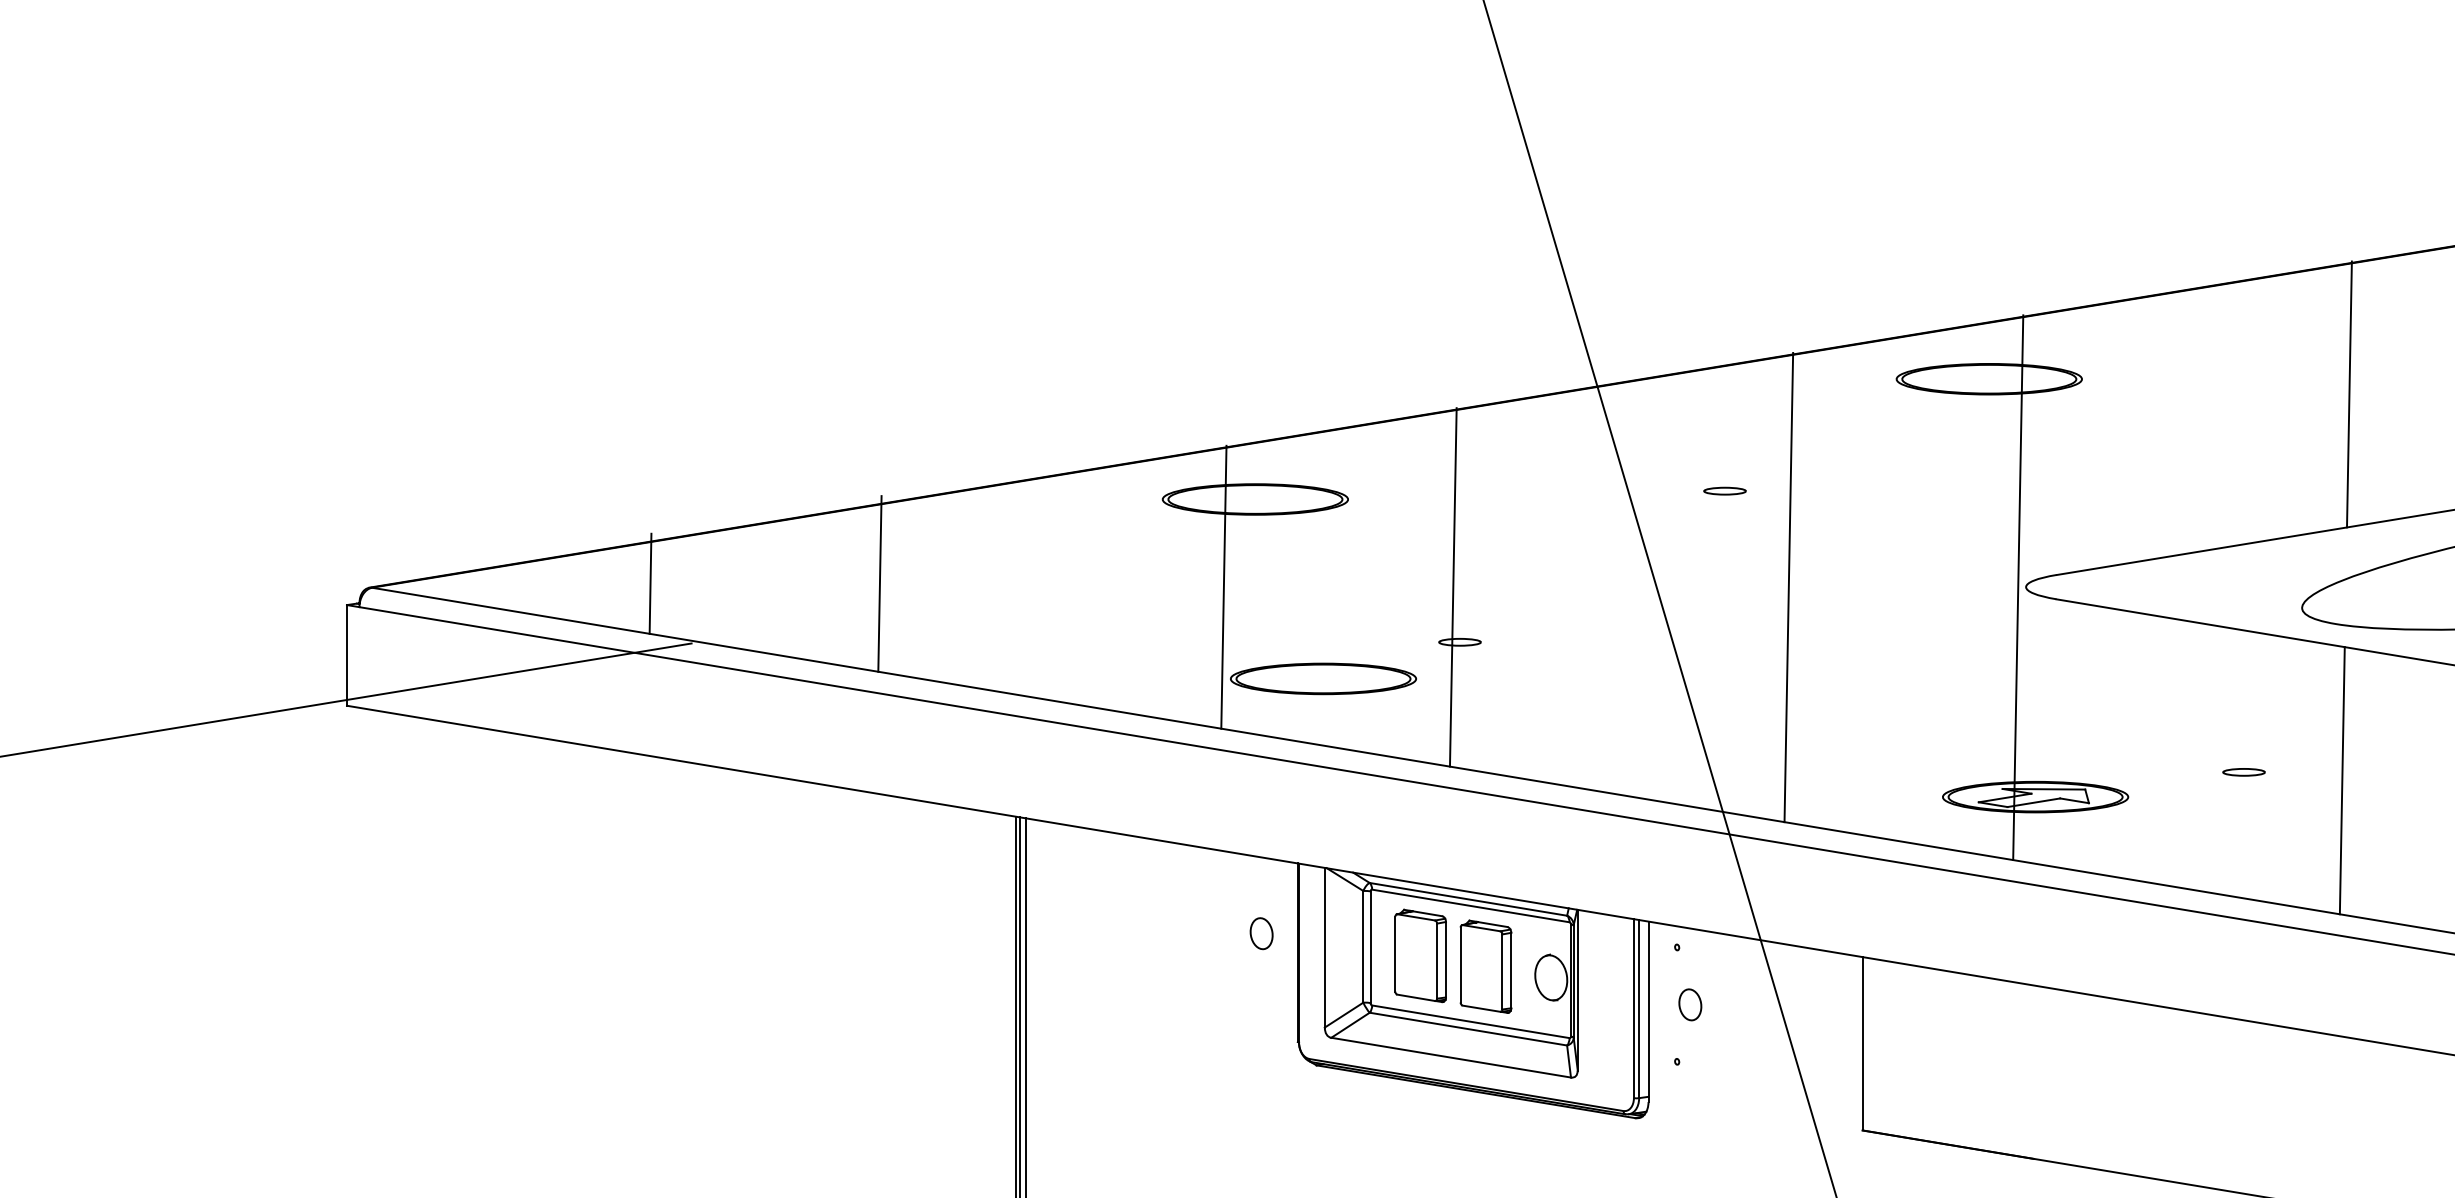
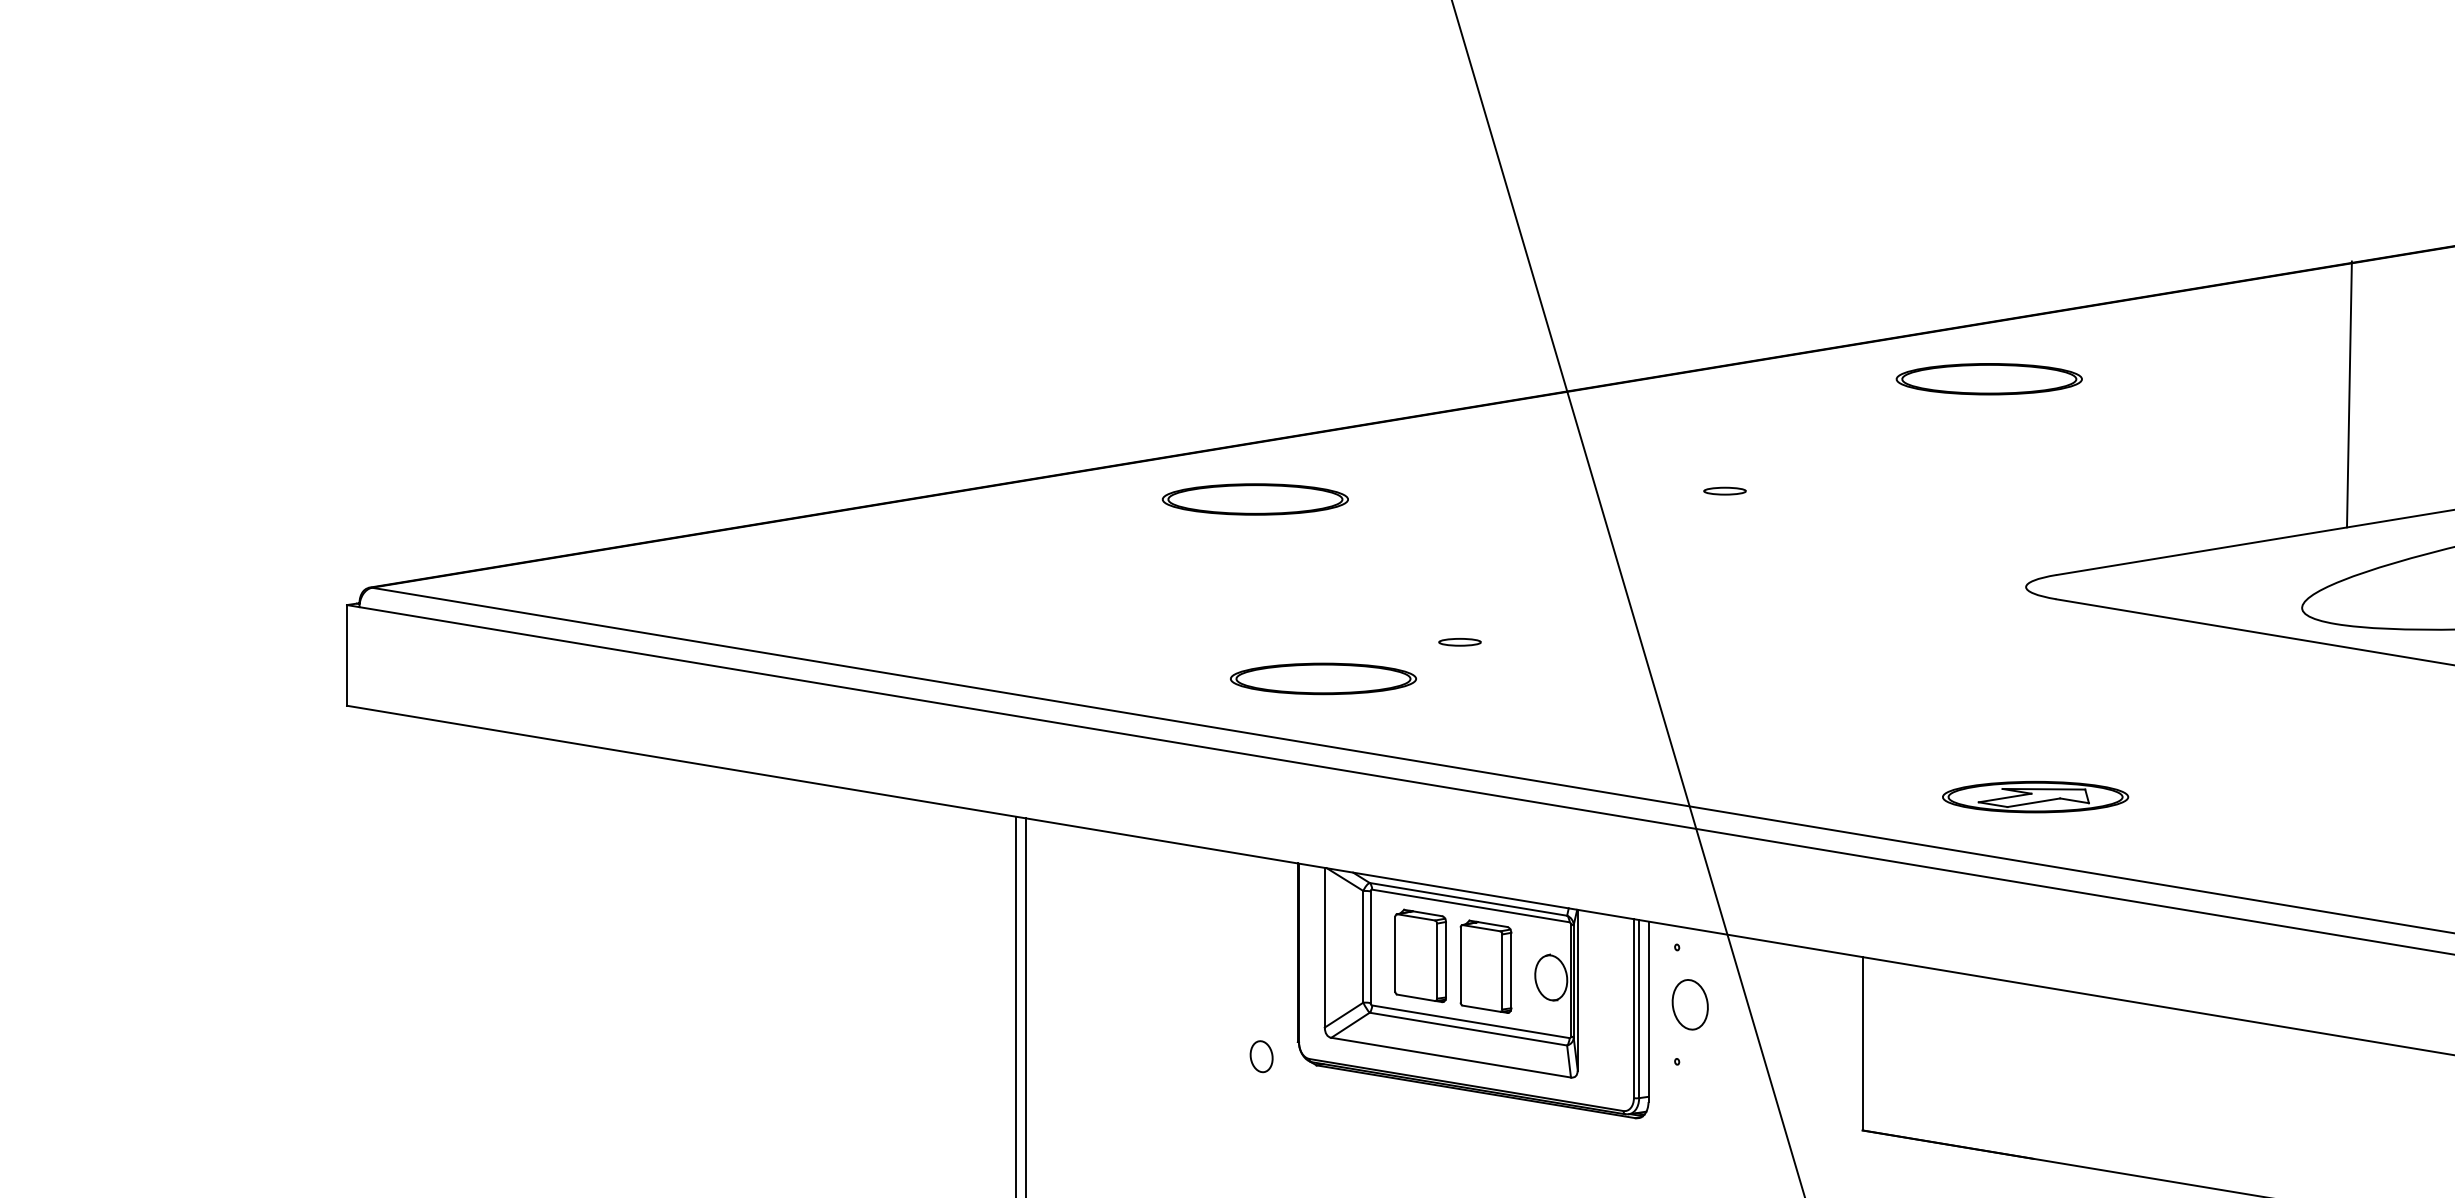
line: present -> none (650, 583)
line: present -> none (879, 583)
line: present -> none (1223, 586)
line: present -> none (1452, 587)
line: present -> none (1788, 587)
line: present -> none (2018, 587)
line position: (1659, 598) -> (1628, 598) (1628, 598)
line: present -> none (346, 699)
part: present -> none (2243, 772)
line: present -> none (2341, 780)
part position: (1261, 933) -> (1261, 1056) (1261, 1056)
part size: 25x34 px -> 38x52 px (1689, 1004)
line: present -> none (1020, 1005)
